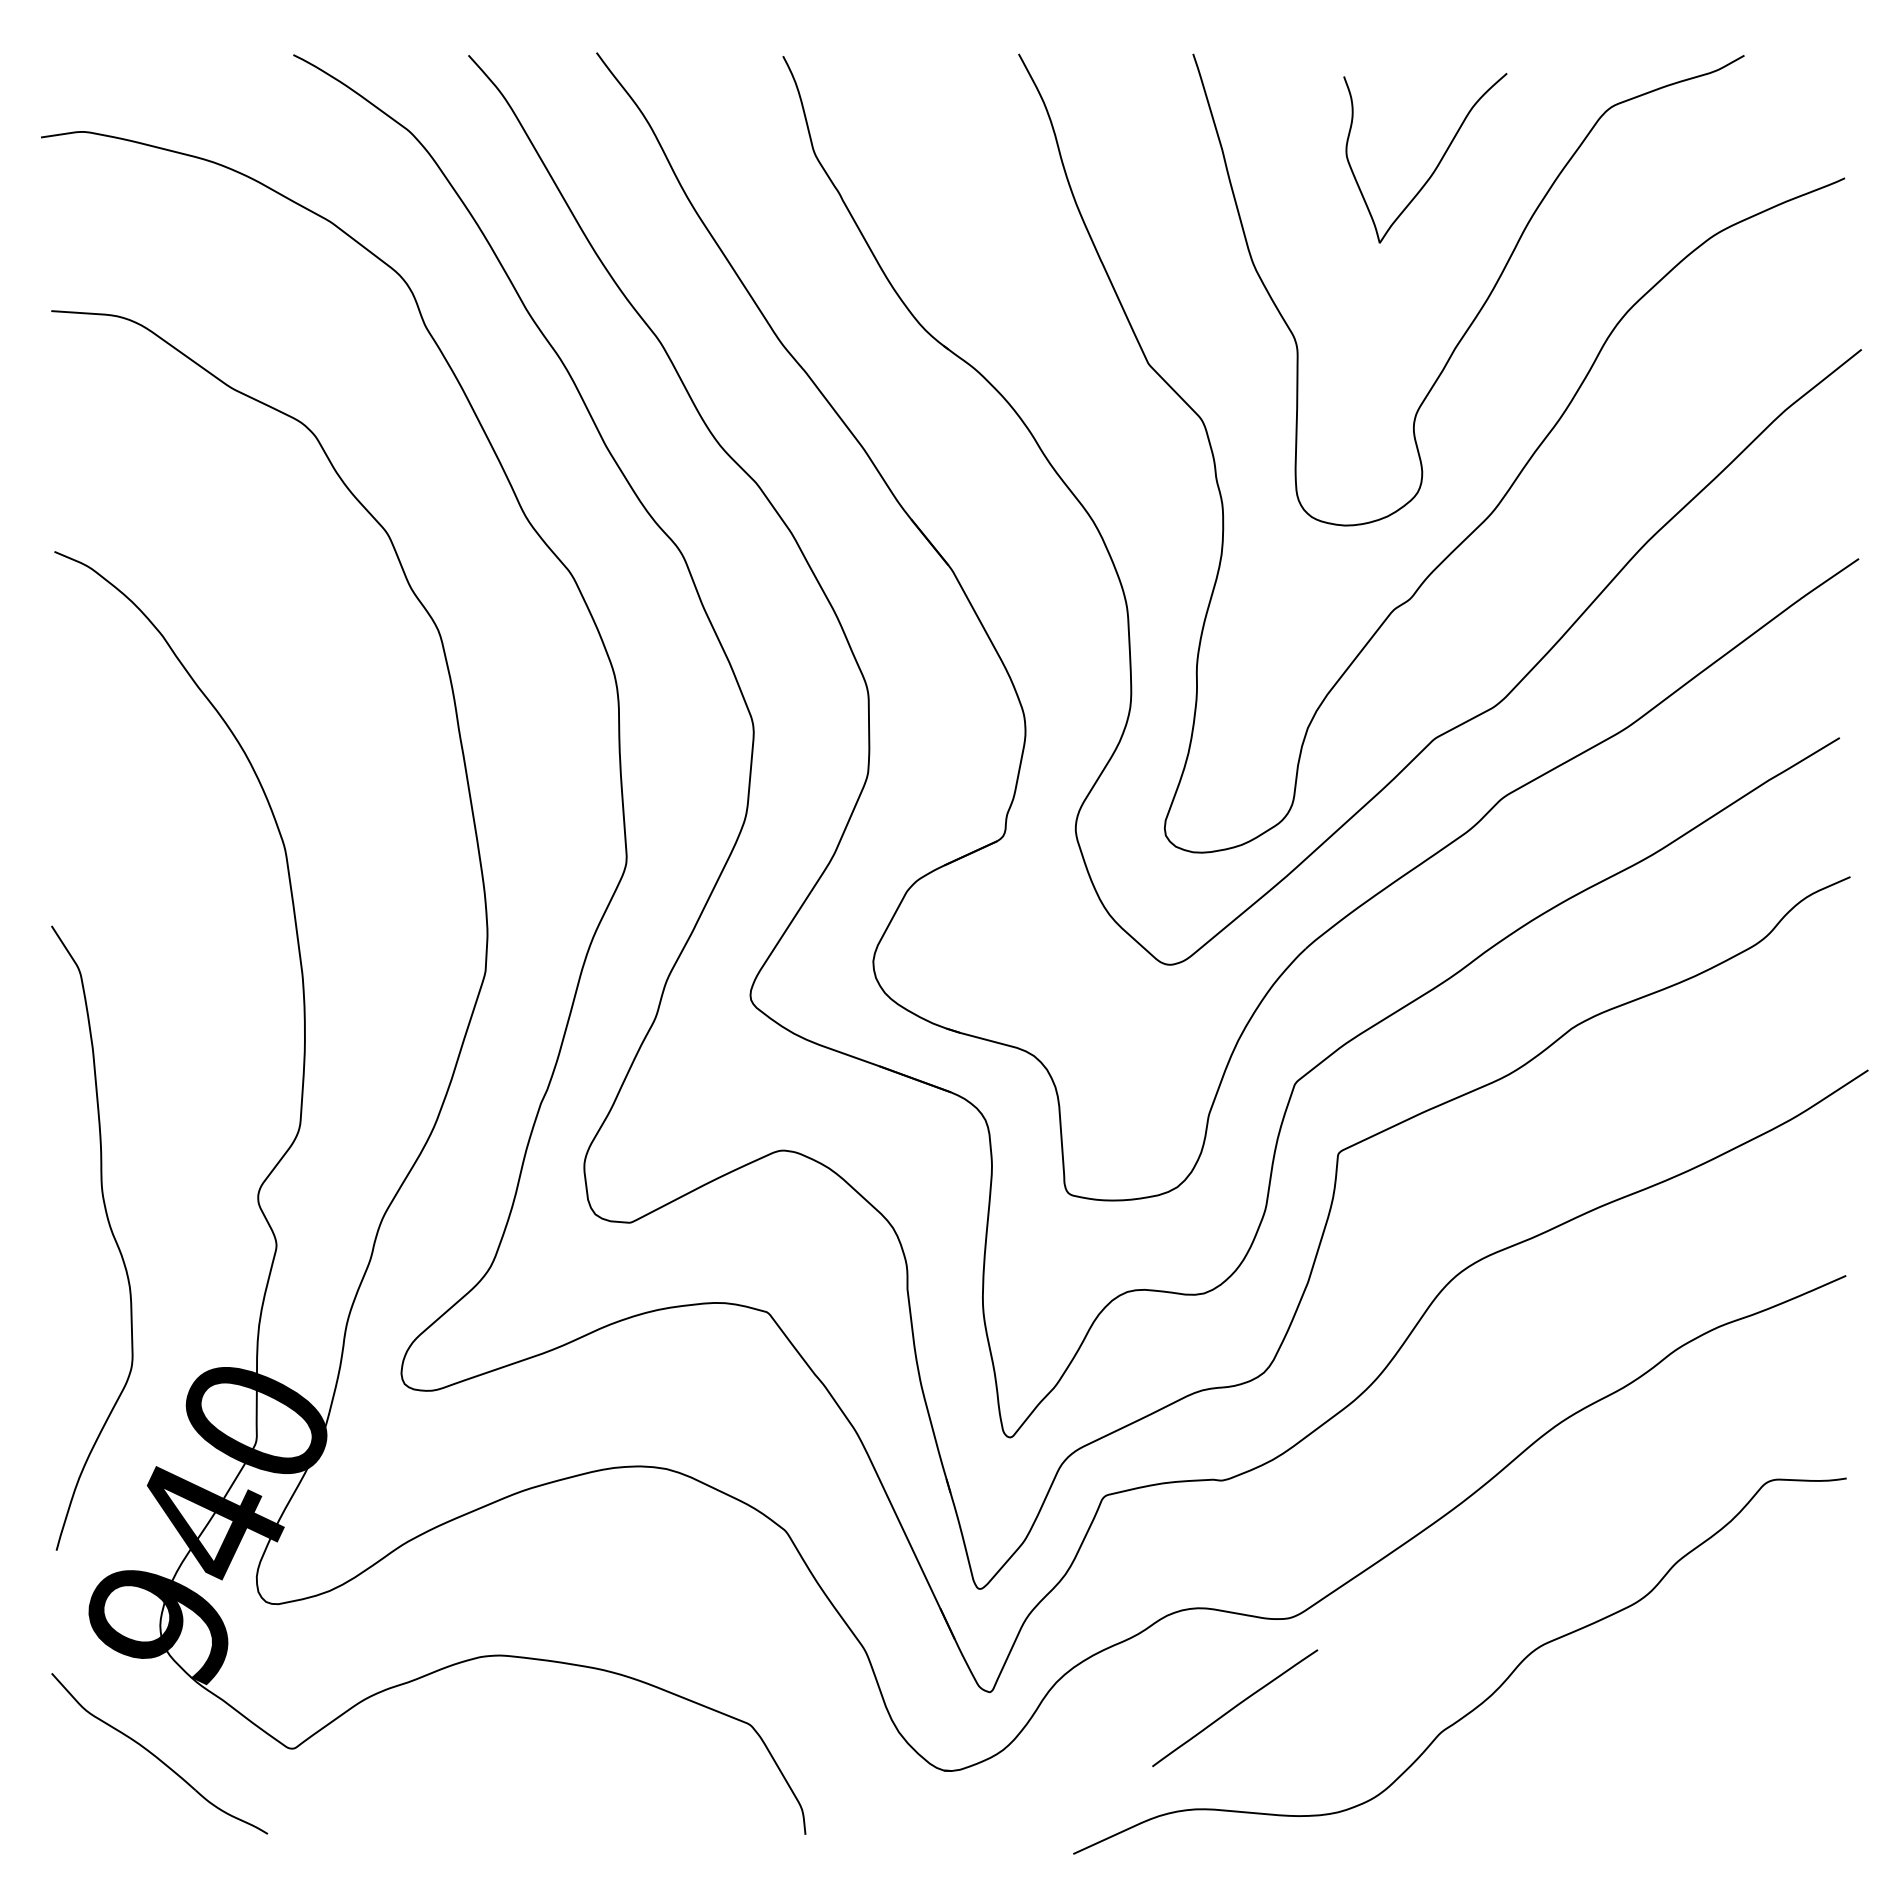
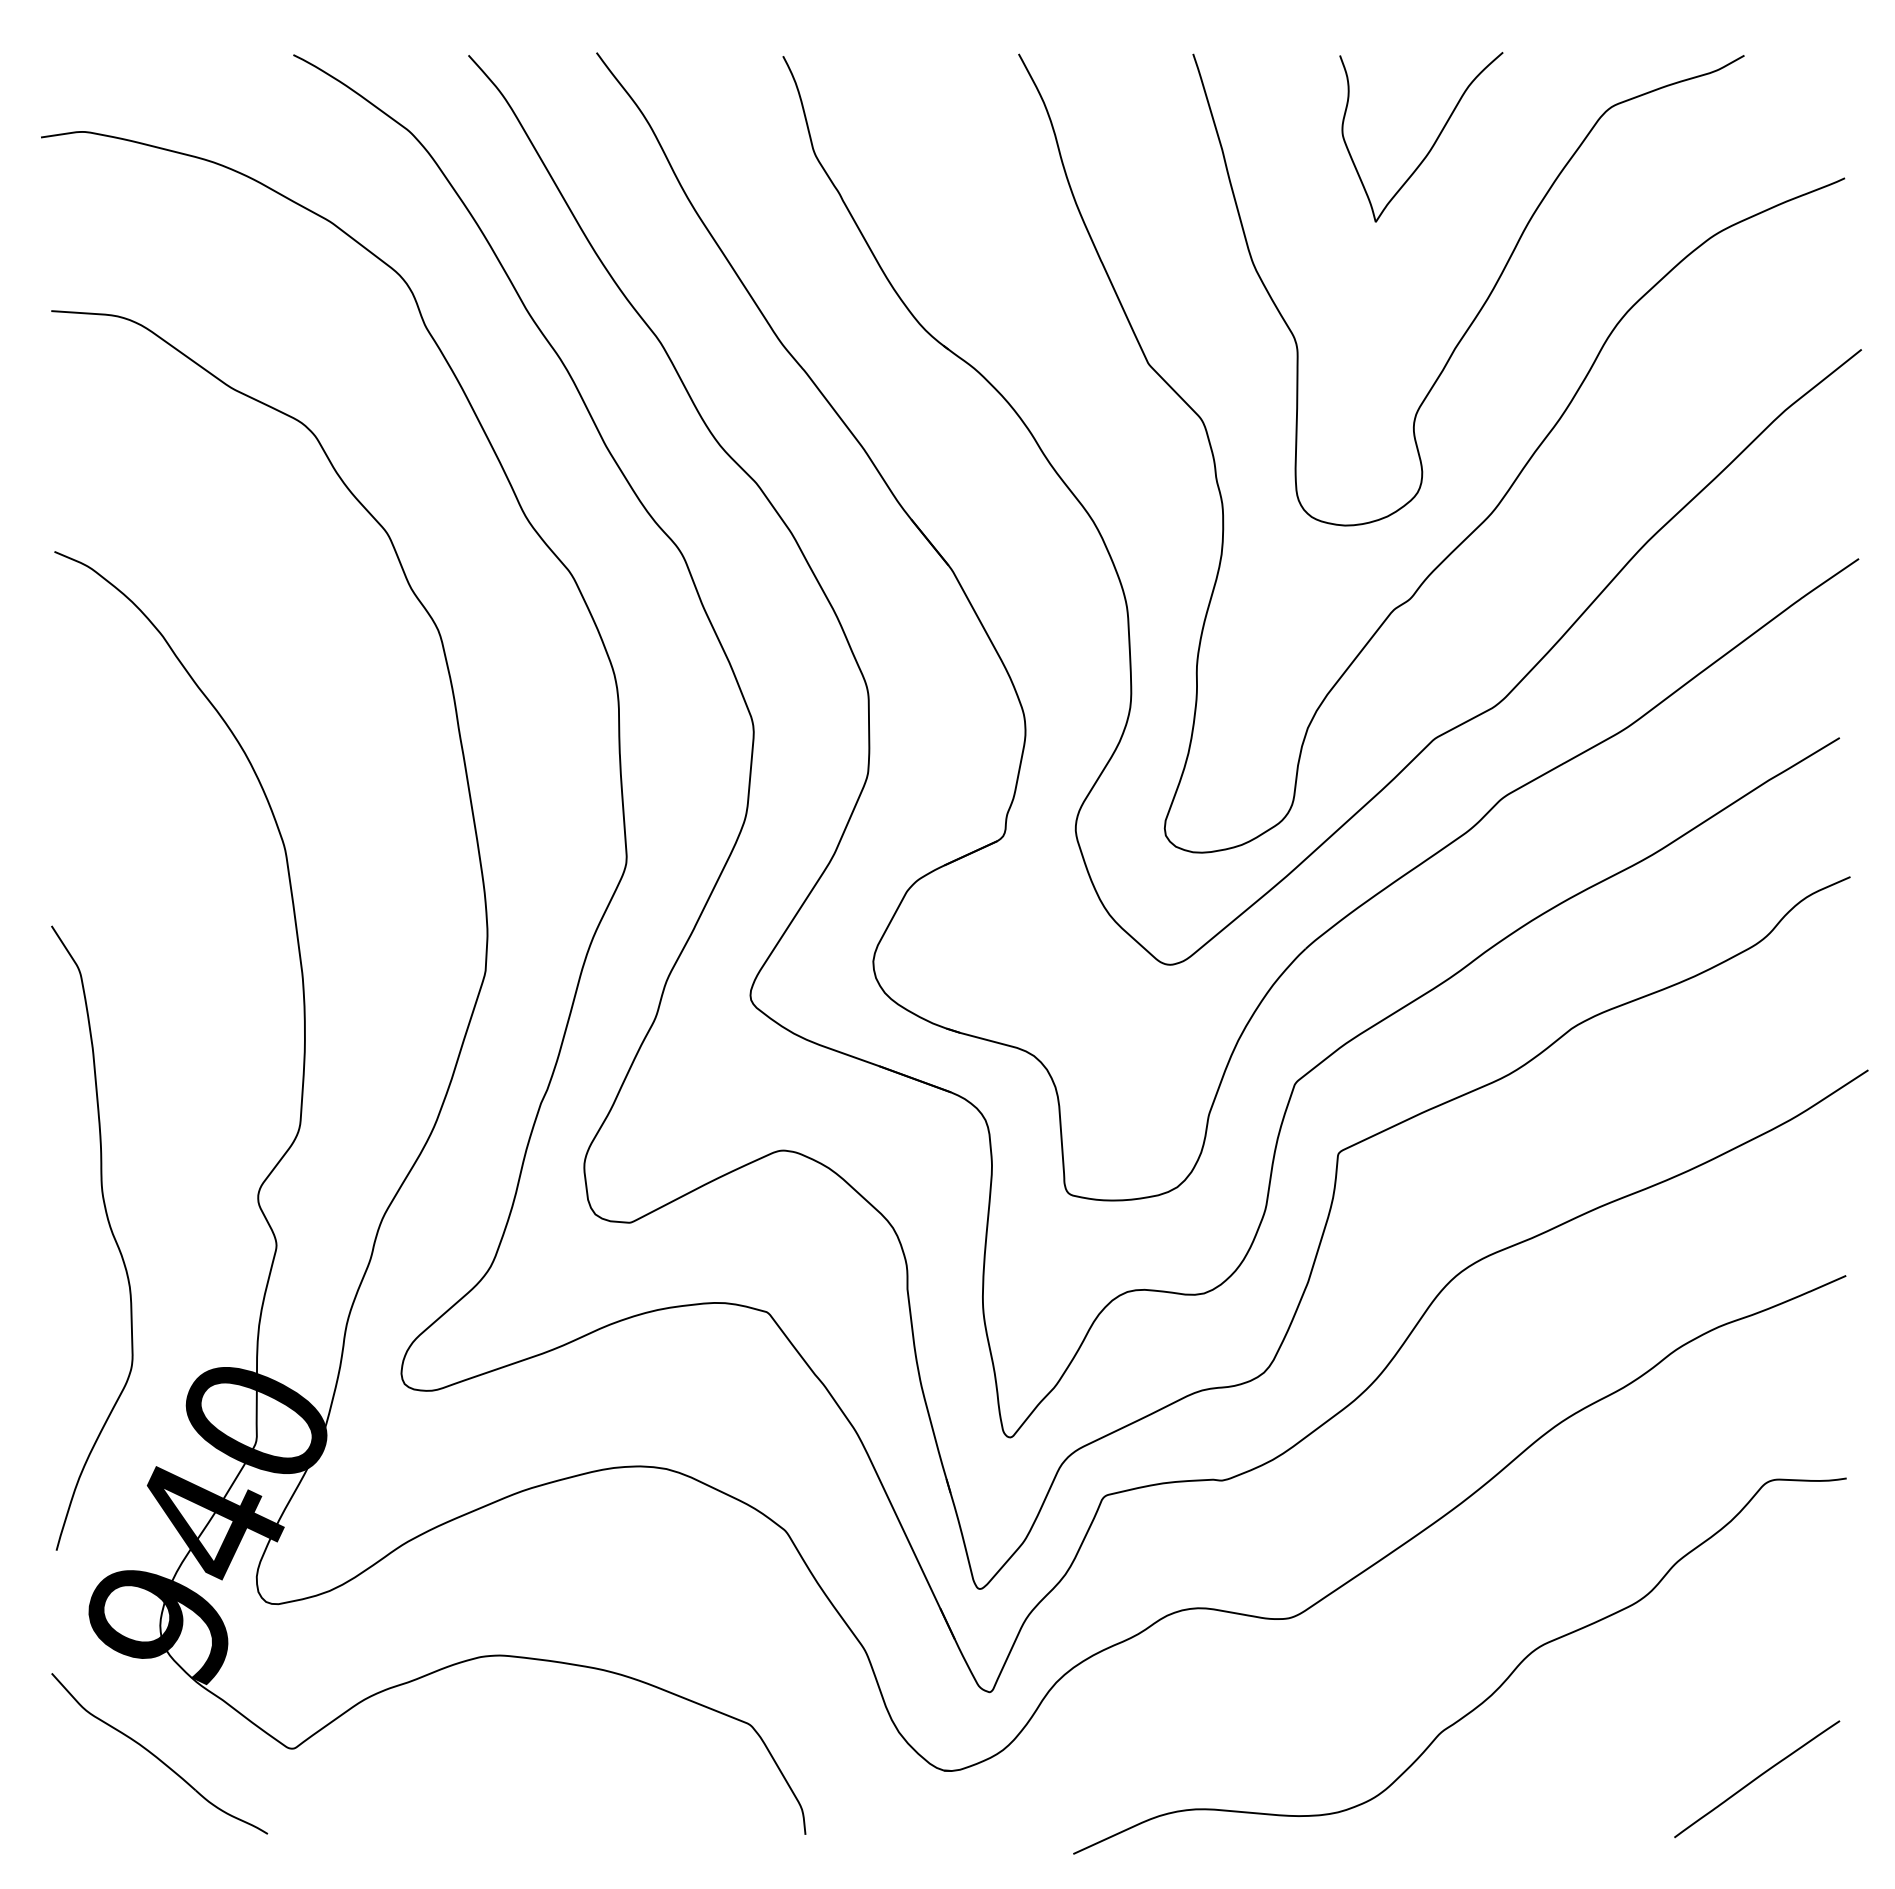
curve position: (1437, 164) -> (1433, 143) (1433, 143)
curve position: (1235, 1707) -> (1757, 1778) (1757, 1778)
